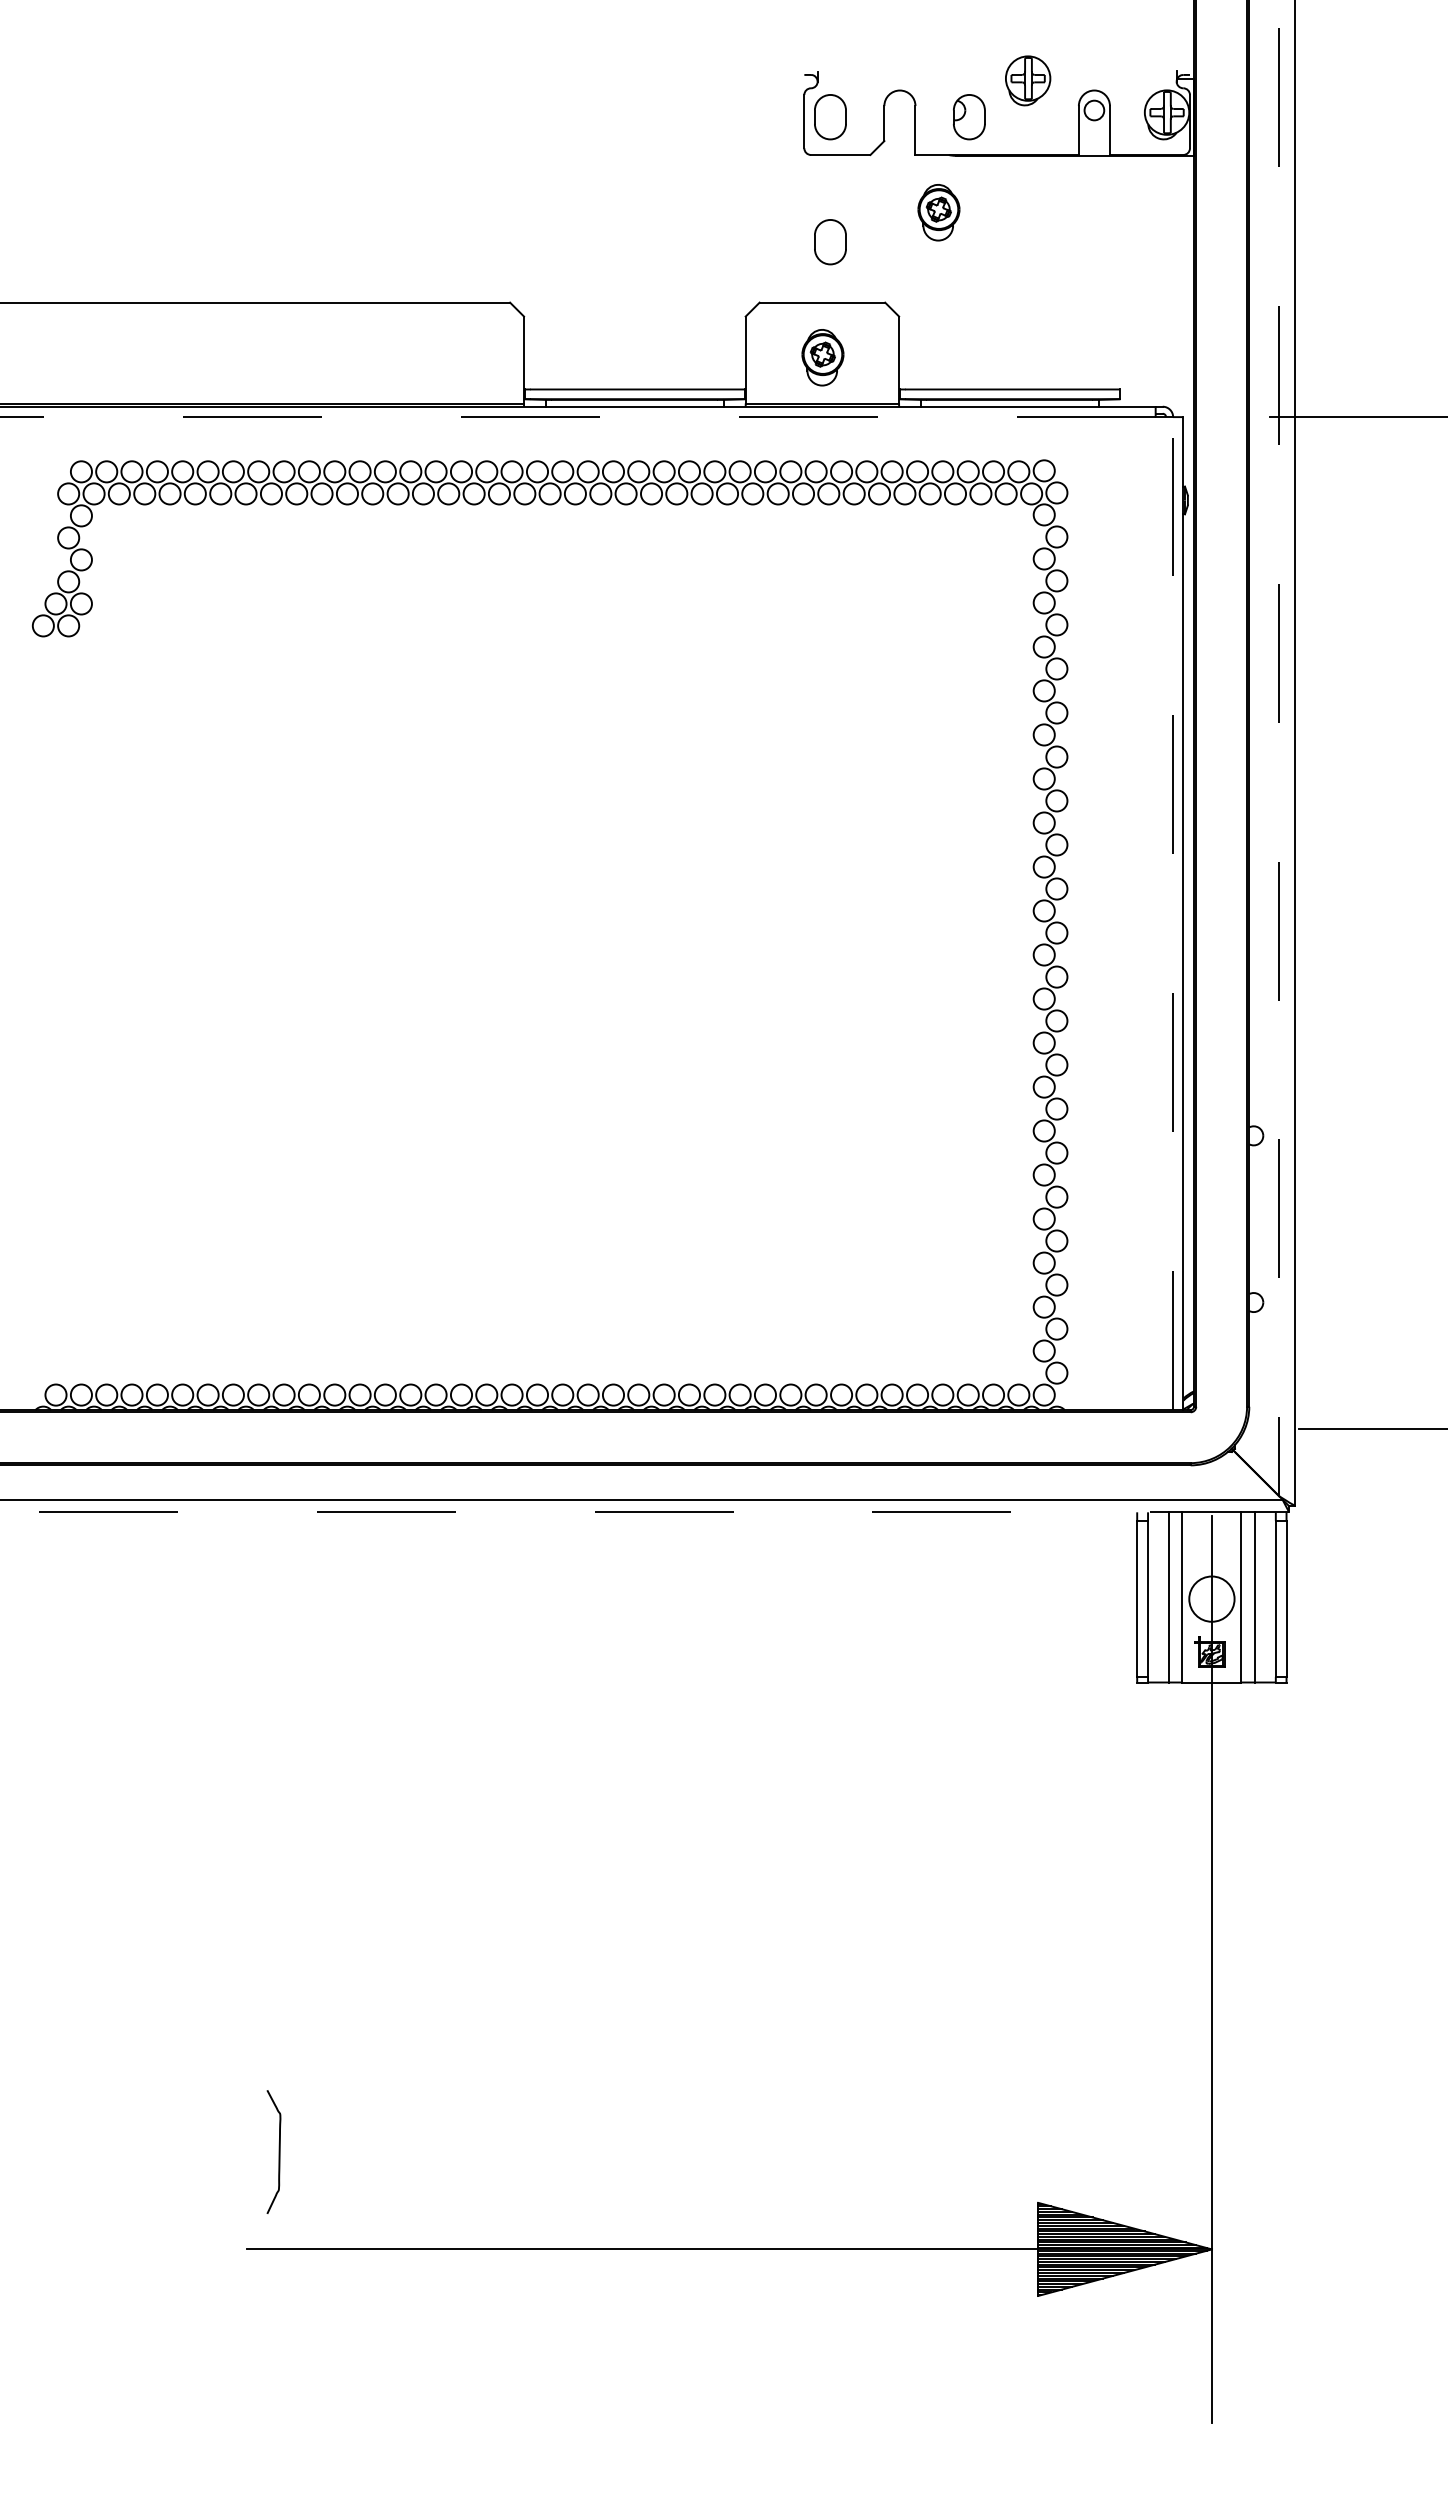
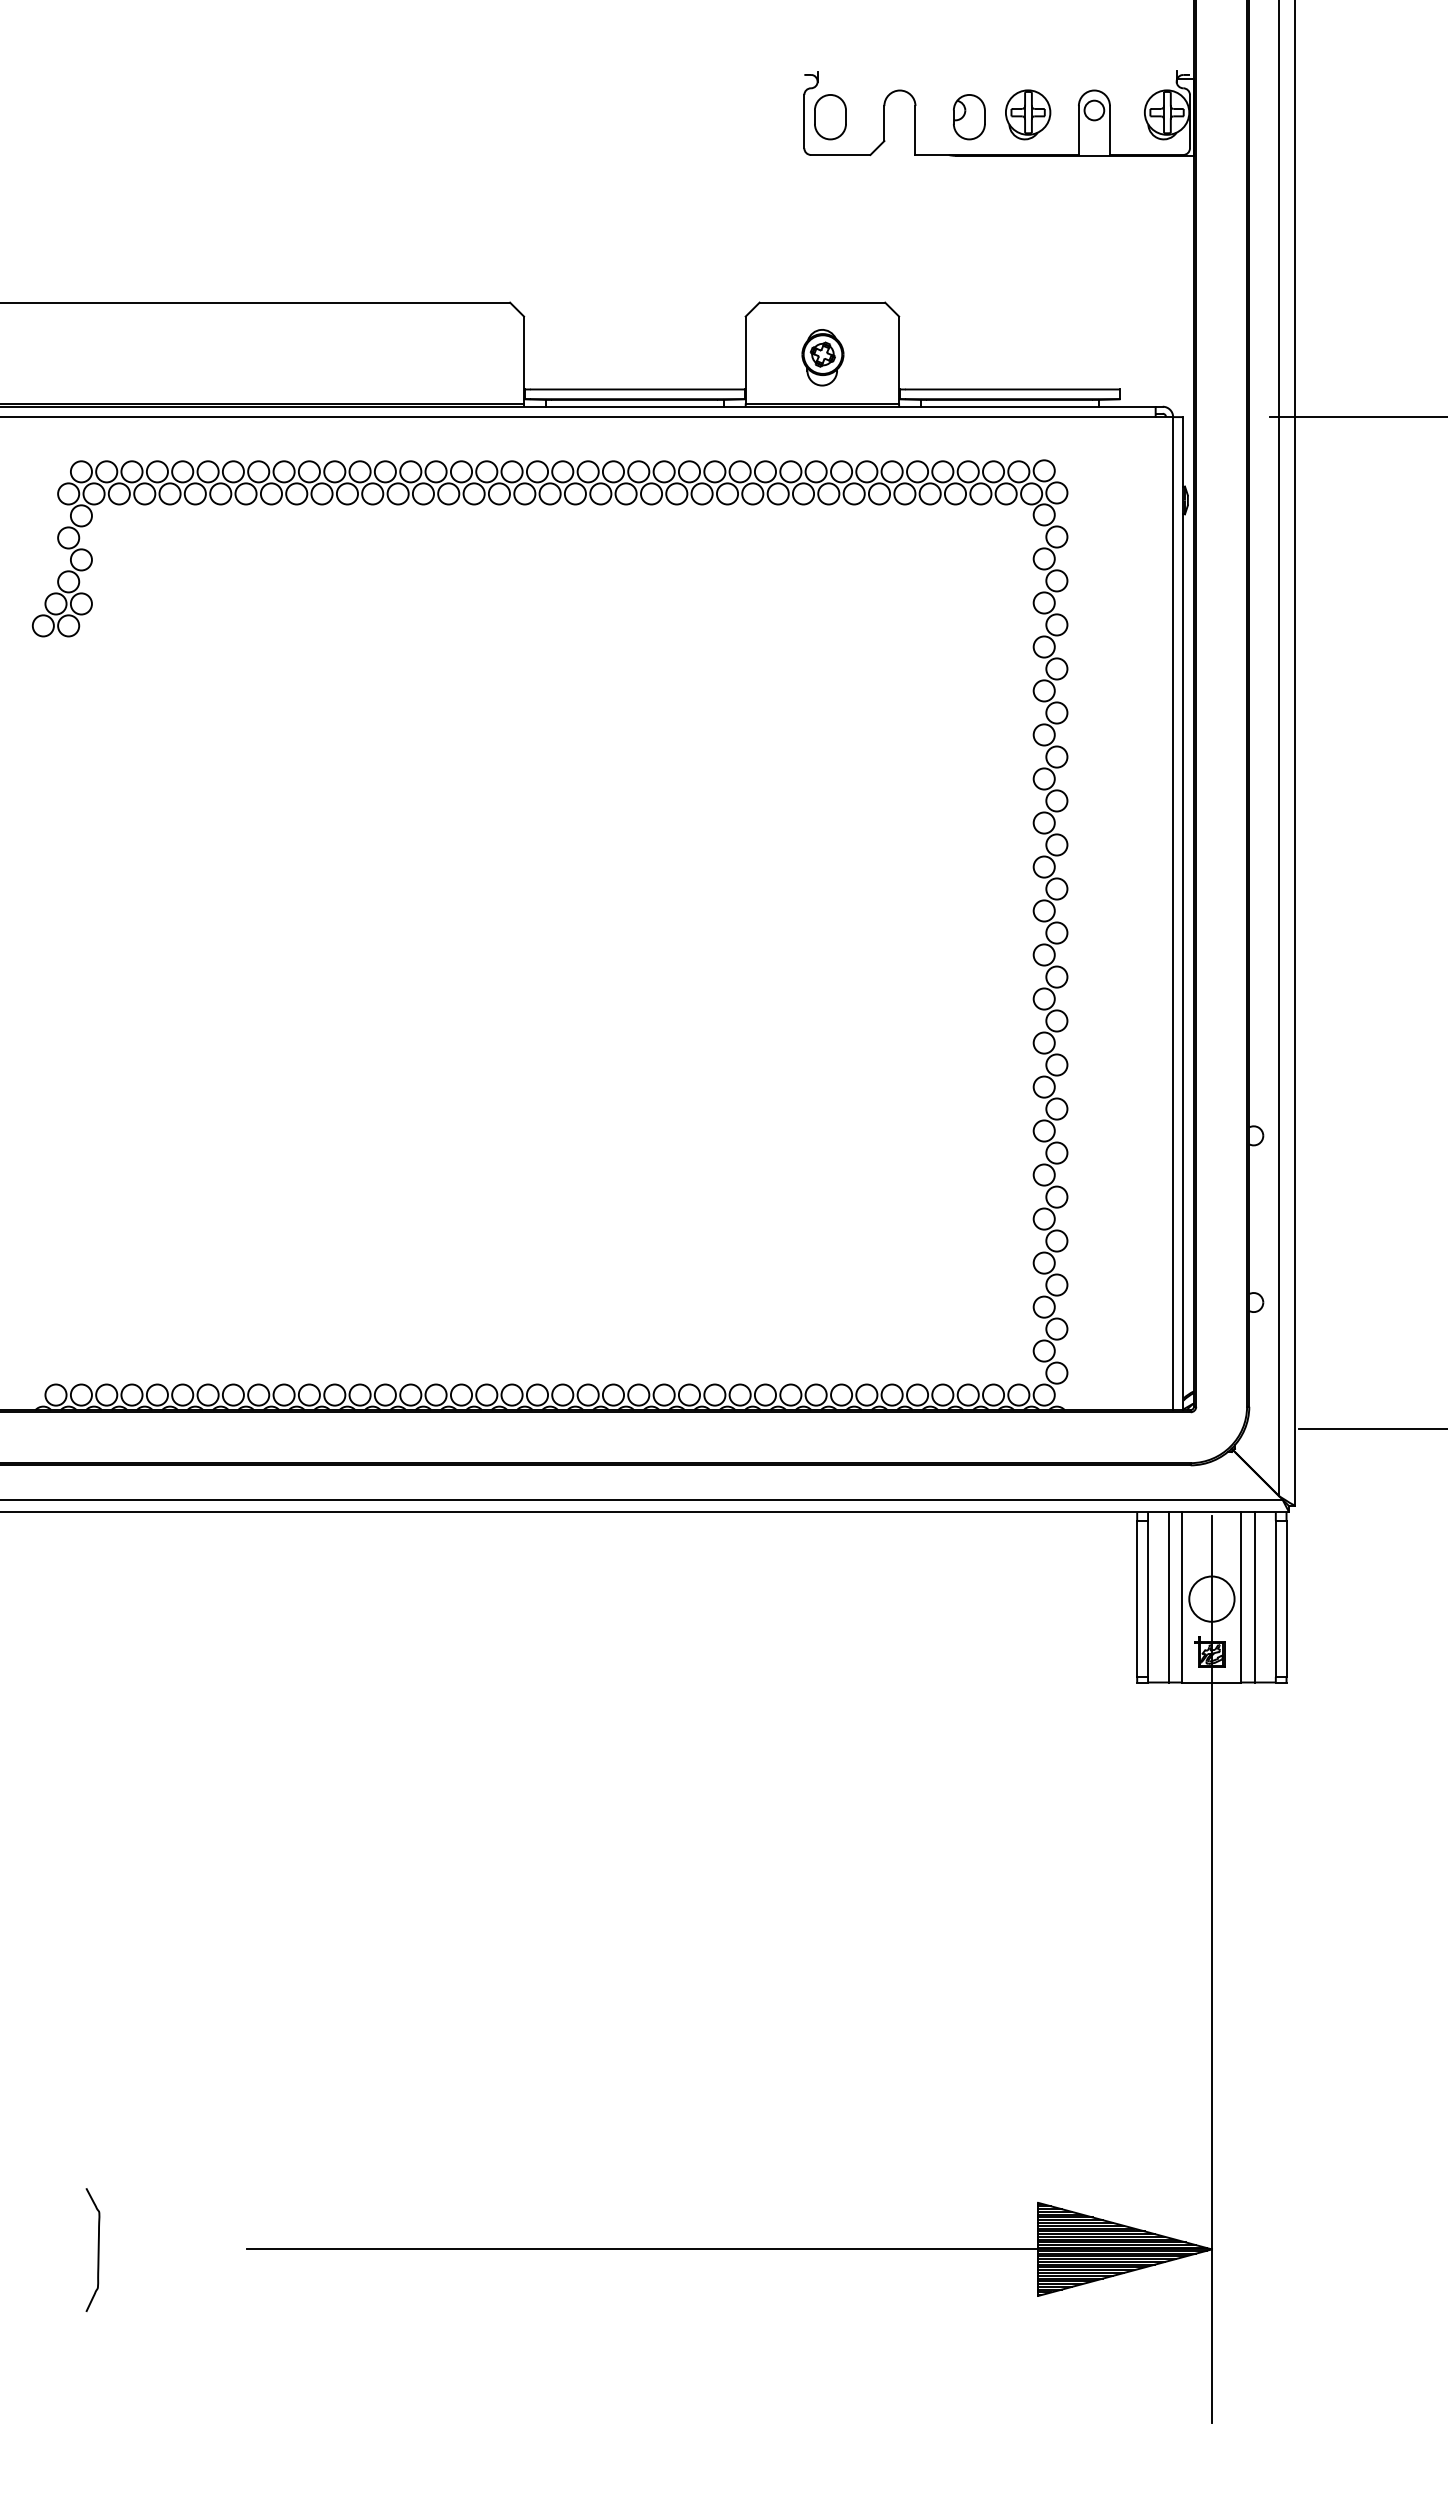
part position: (1028, 80) -> (1028, 114) (1028, 114)
part: present -> none (938, 212)
part: present -> none (830, 242)
line: dashed -> solid (577, 417)
line: dashed -> solid (1279, 748)
line: dashed -> solid (1173, 913)
line: dashed -> solid (644, 1512)
curve position: (278, 2151) -> (97, 2249) (97, 2249)
